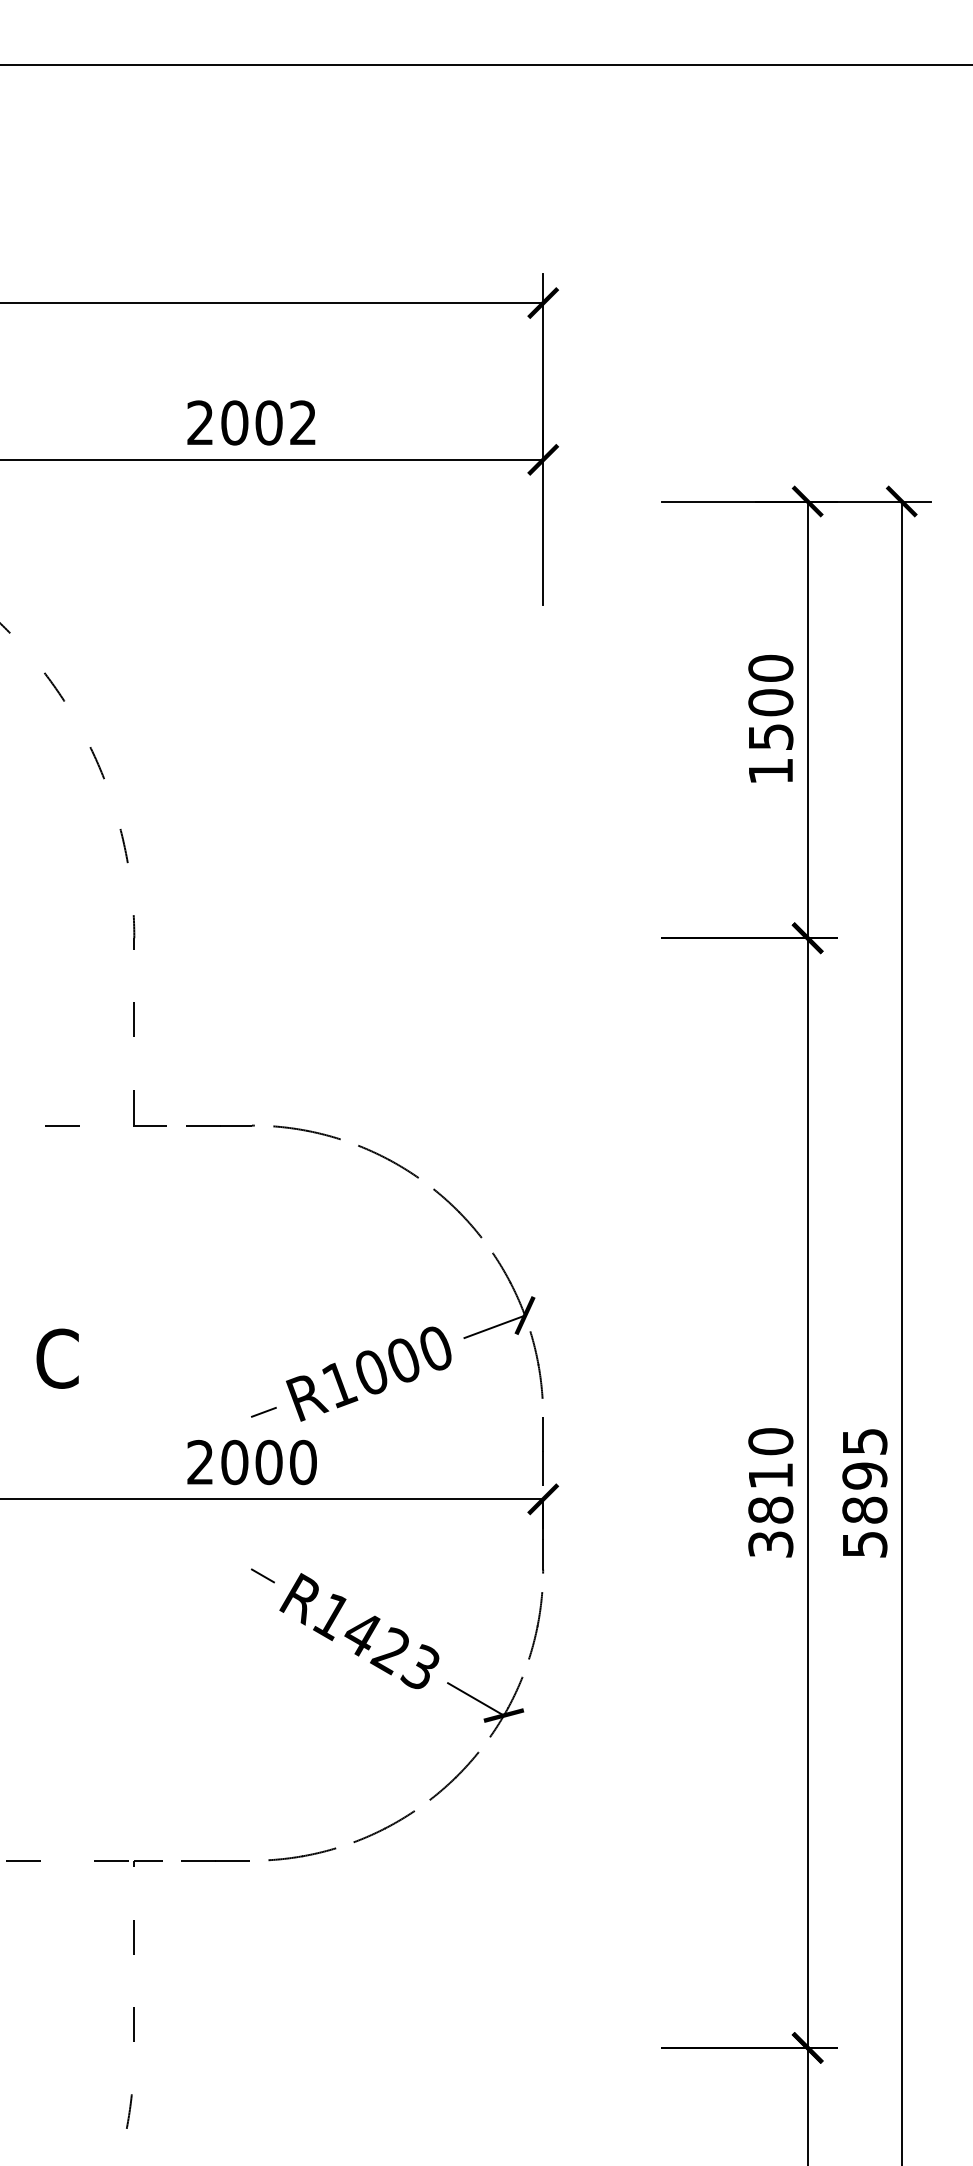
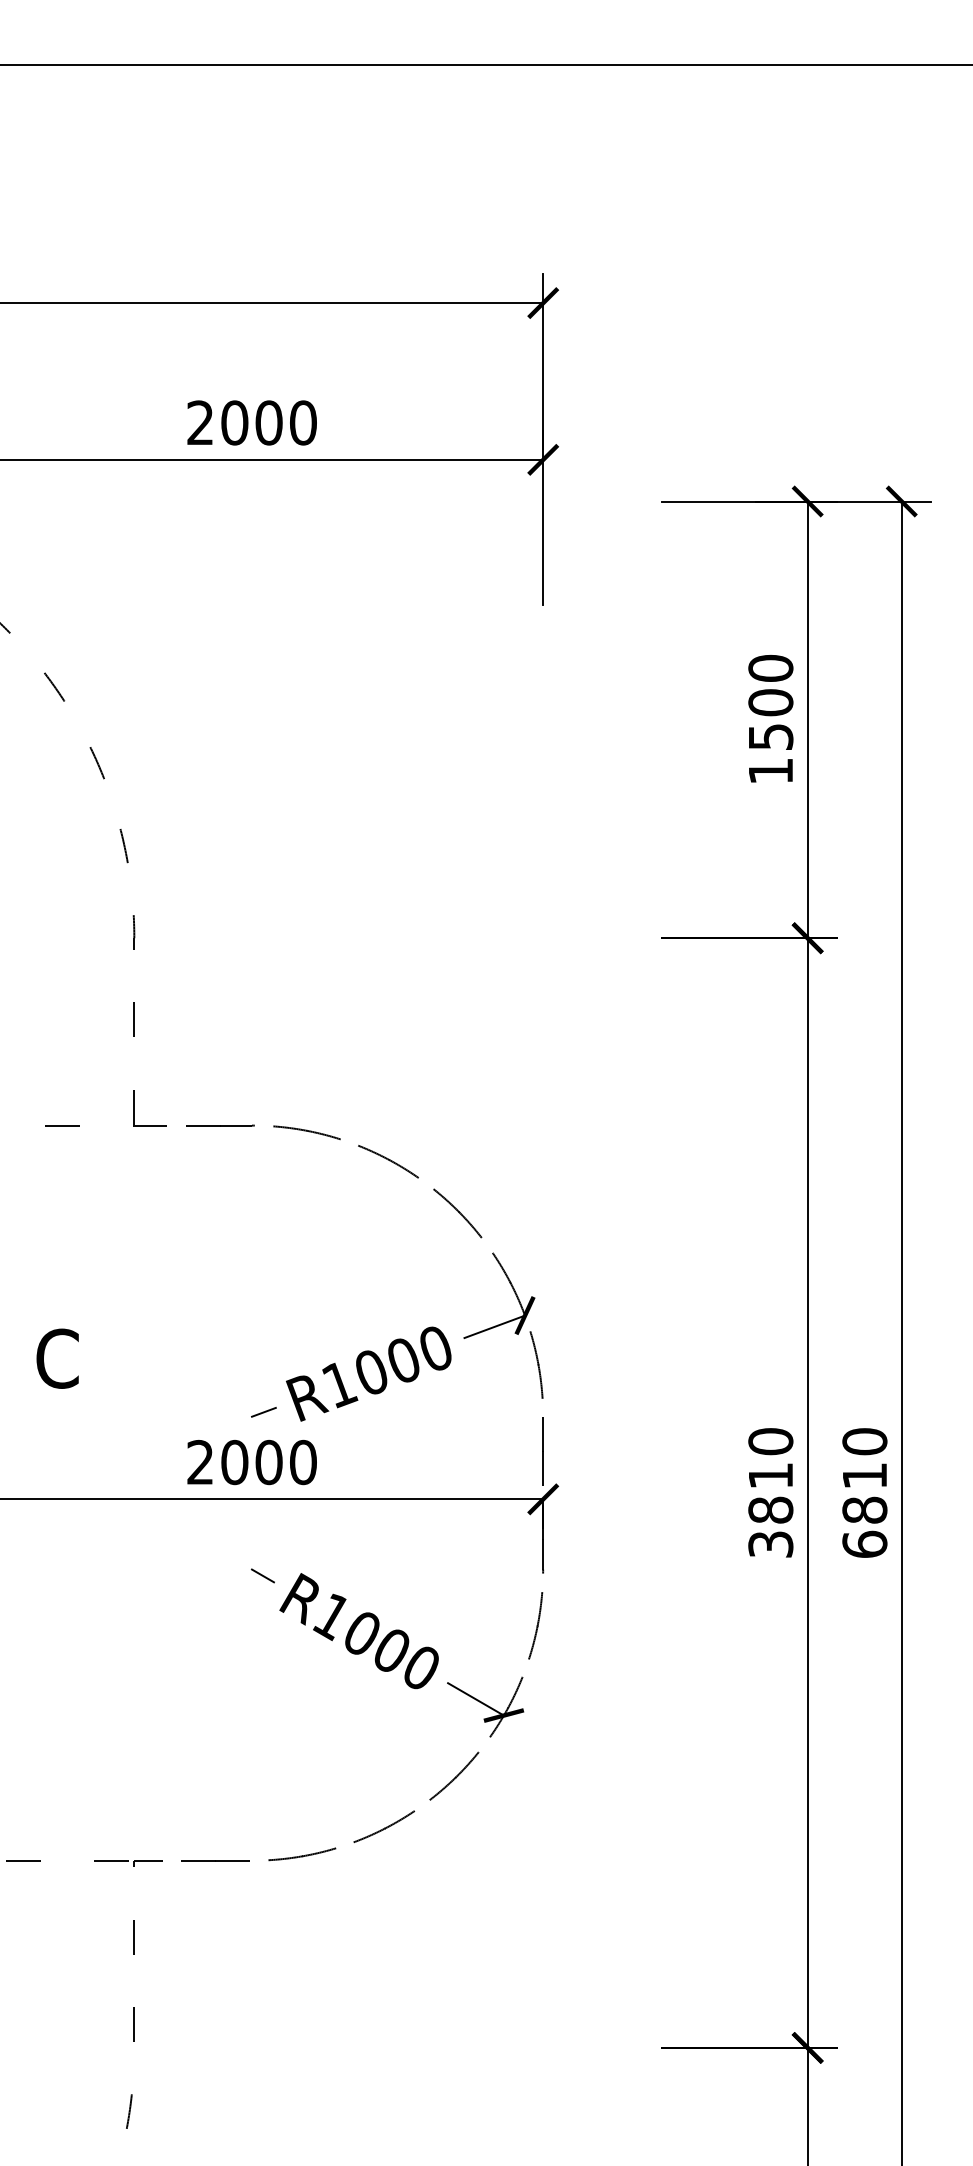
text: 2002 -> 2000 (303, 422)
text: 5895 -> 6810 (864, 1492)
text: R1423 -> R1000 (391, 1650)
